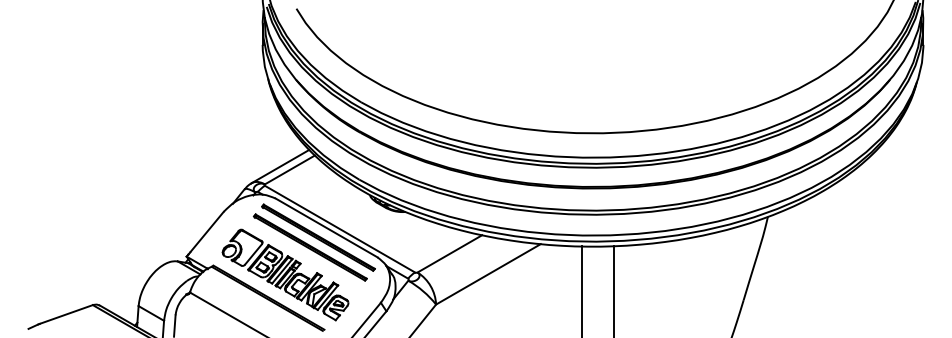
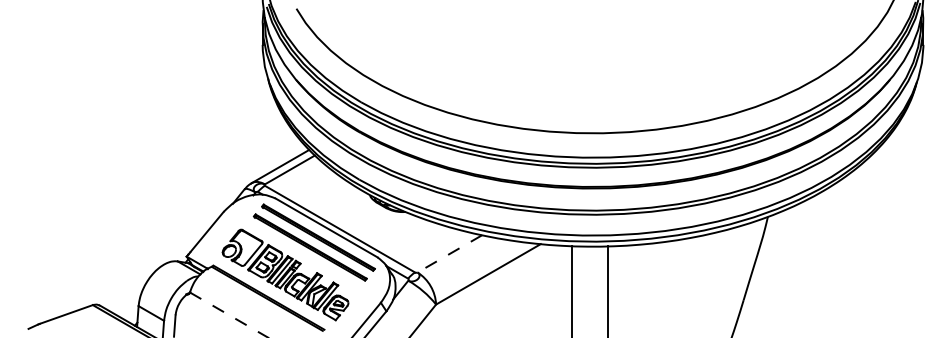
line: solid -> dashed (449, 254)
line position: (582, 290) -> (572, 290) (572, 290)
line position: (613, 290) -> (607, 290) (607, 290)
line: solid -> dashed (229, 315)
